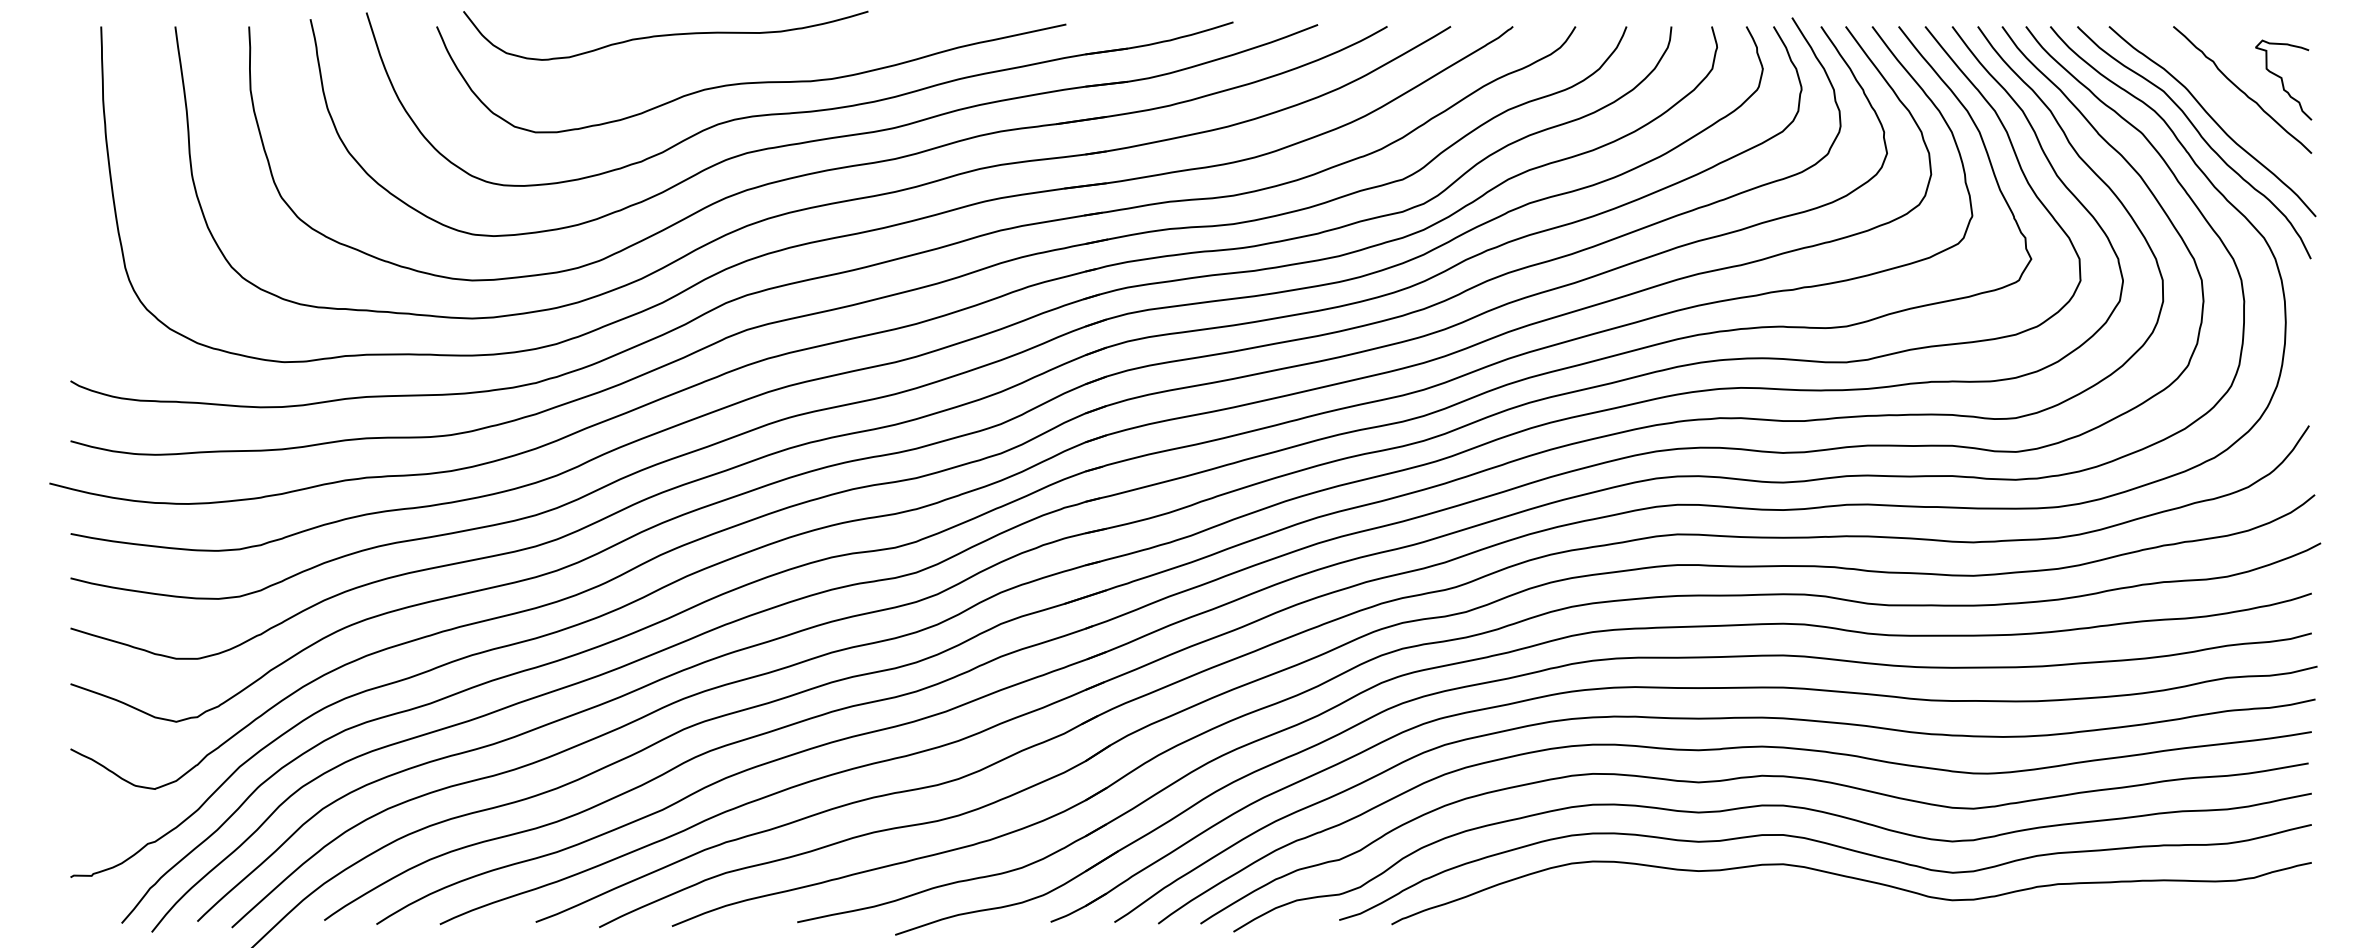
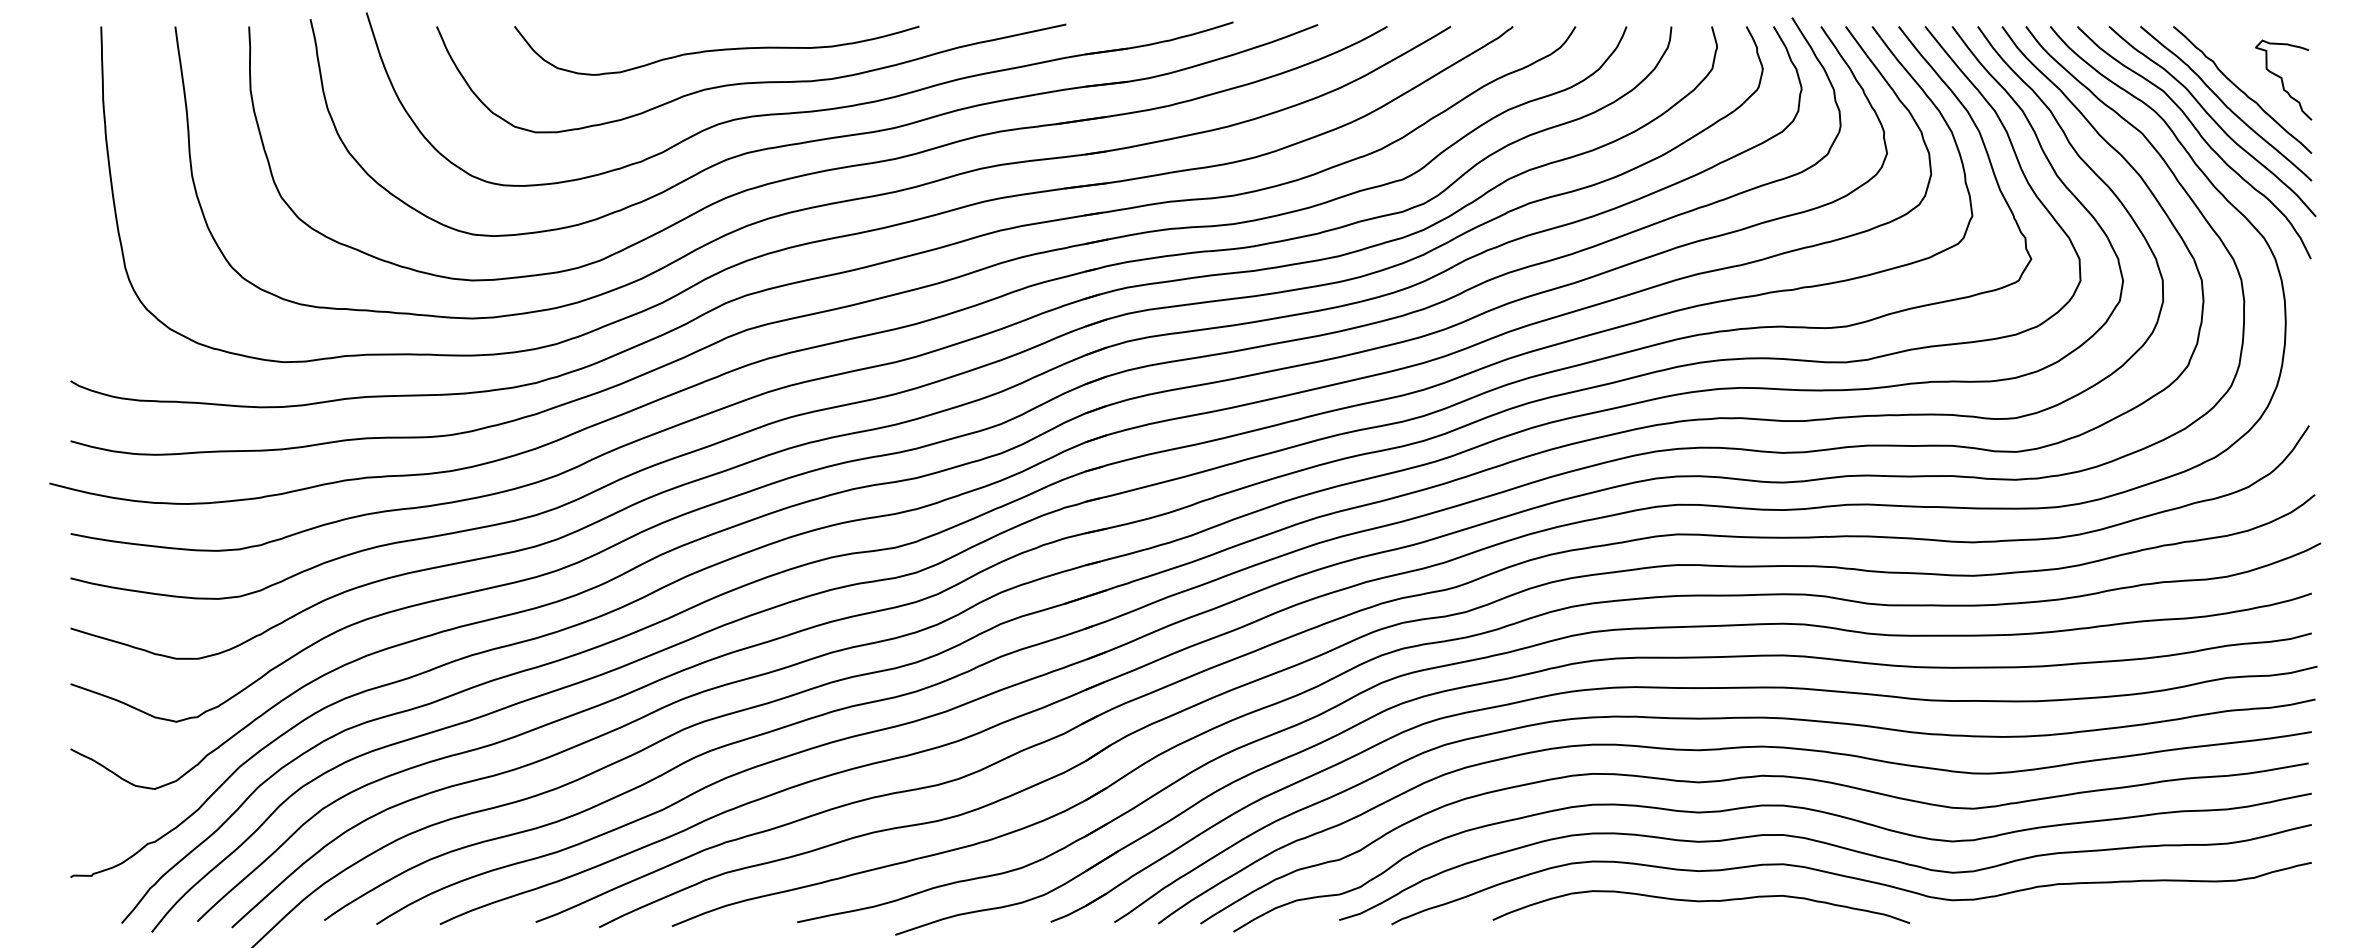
curve position: (665, 35) -> (716, 50) (716, 50)
curve: none -> present (2225, 103)
curve: none -> present (1701, 902)
